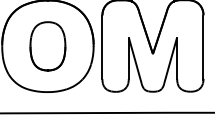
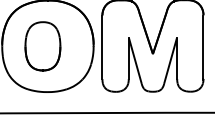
part position: (47, 46) -> (42, 46) (42, 46)
